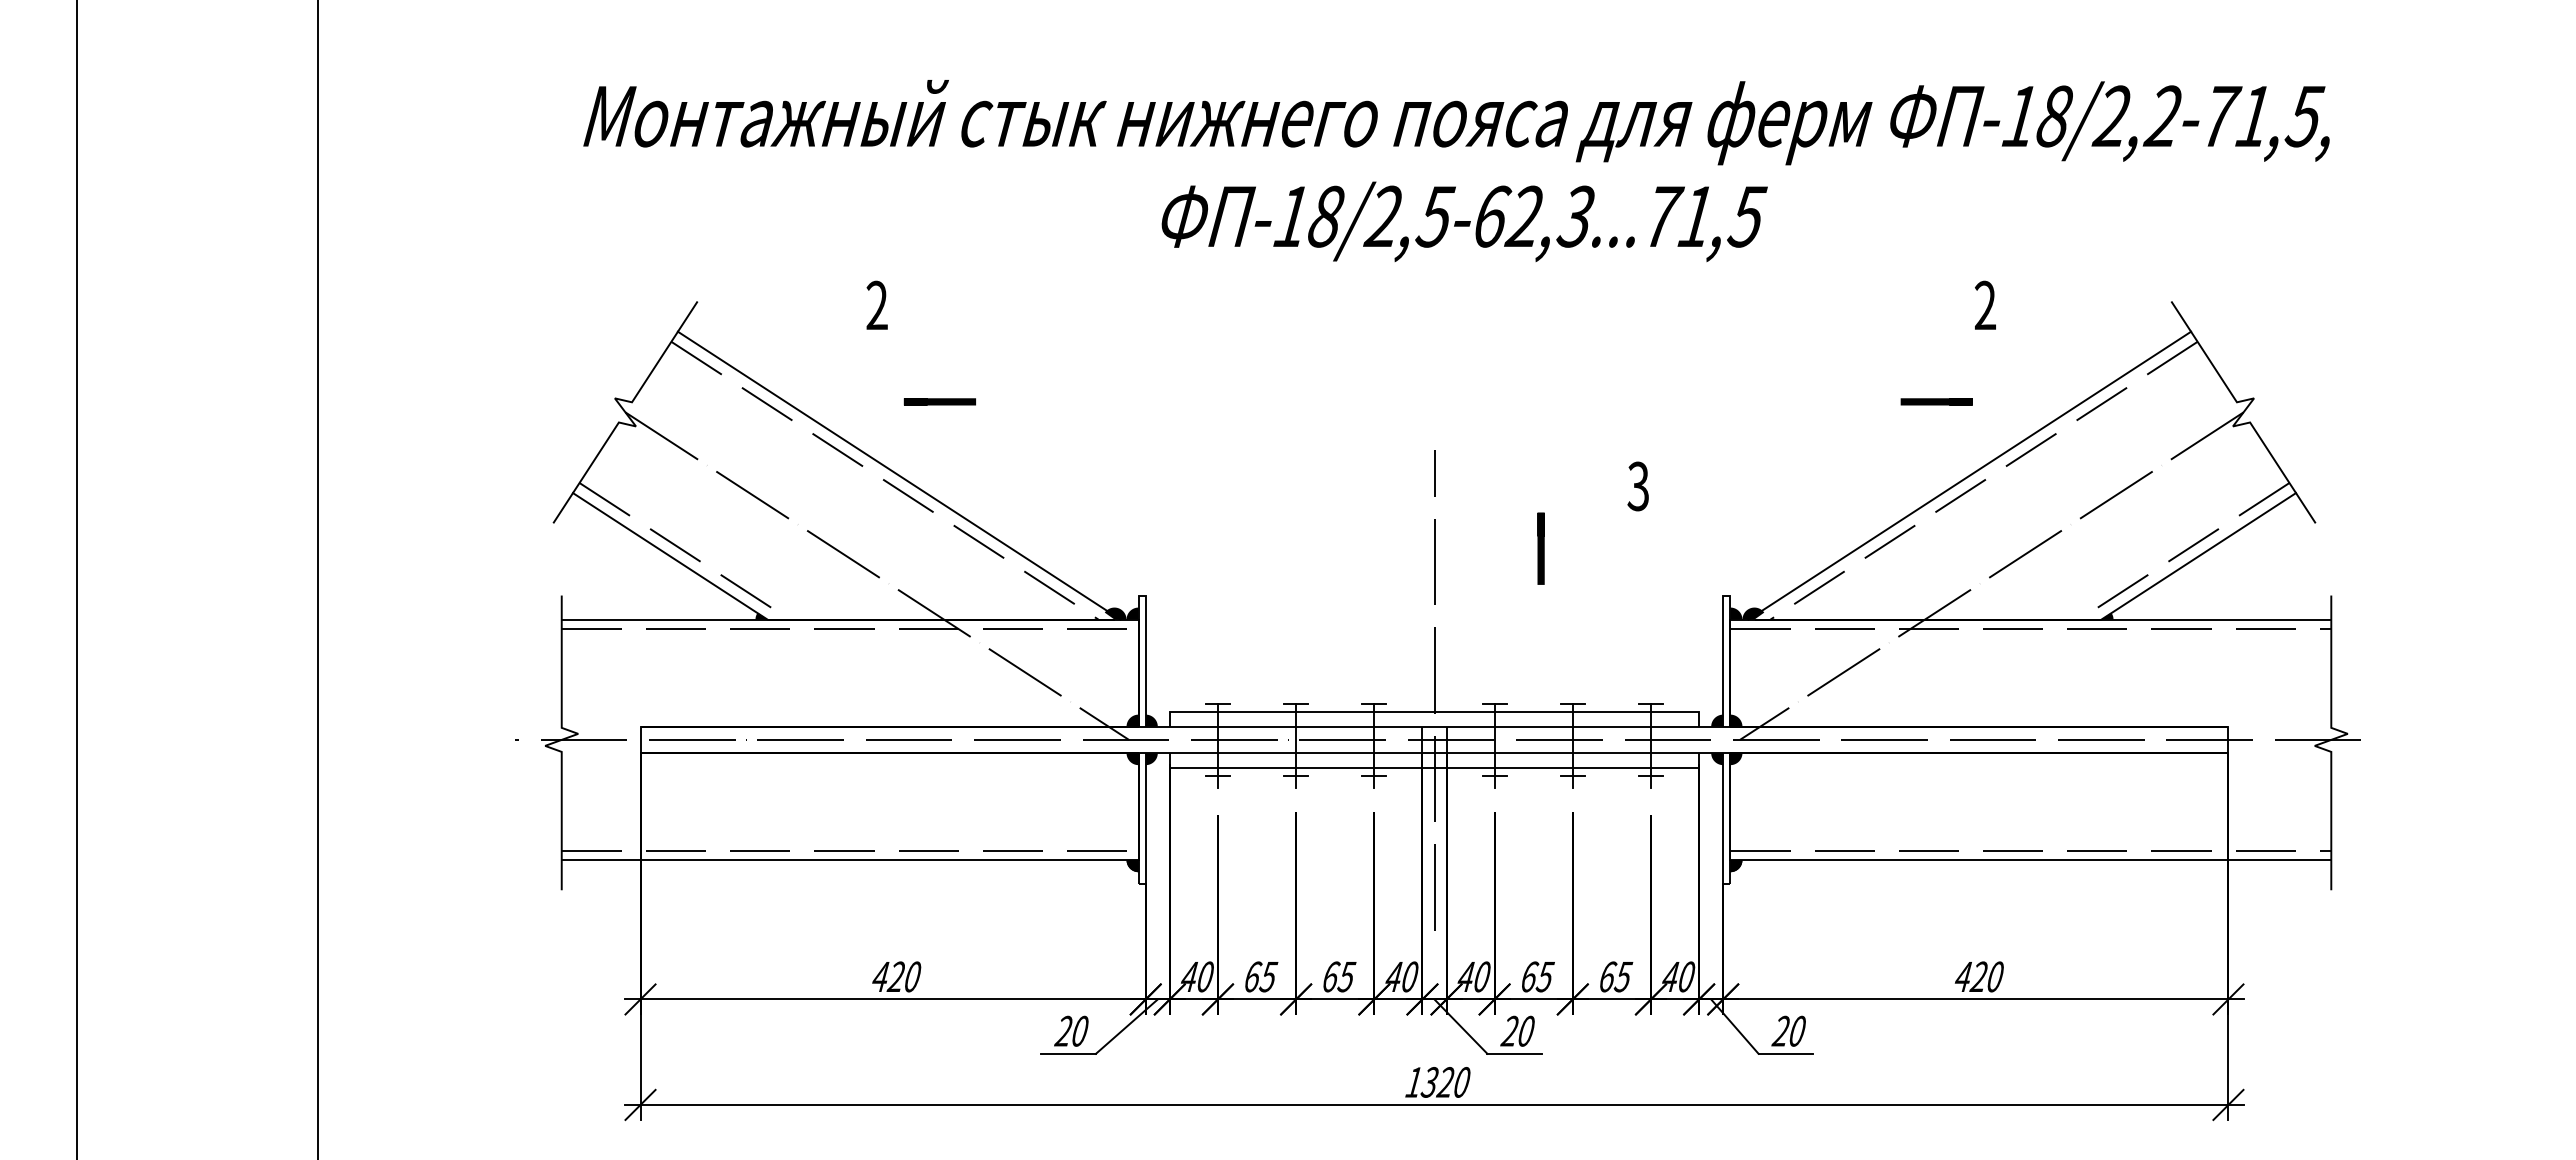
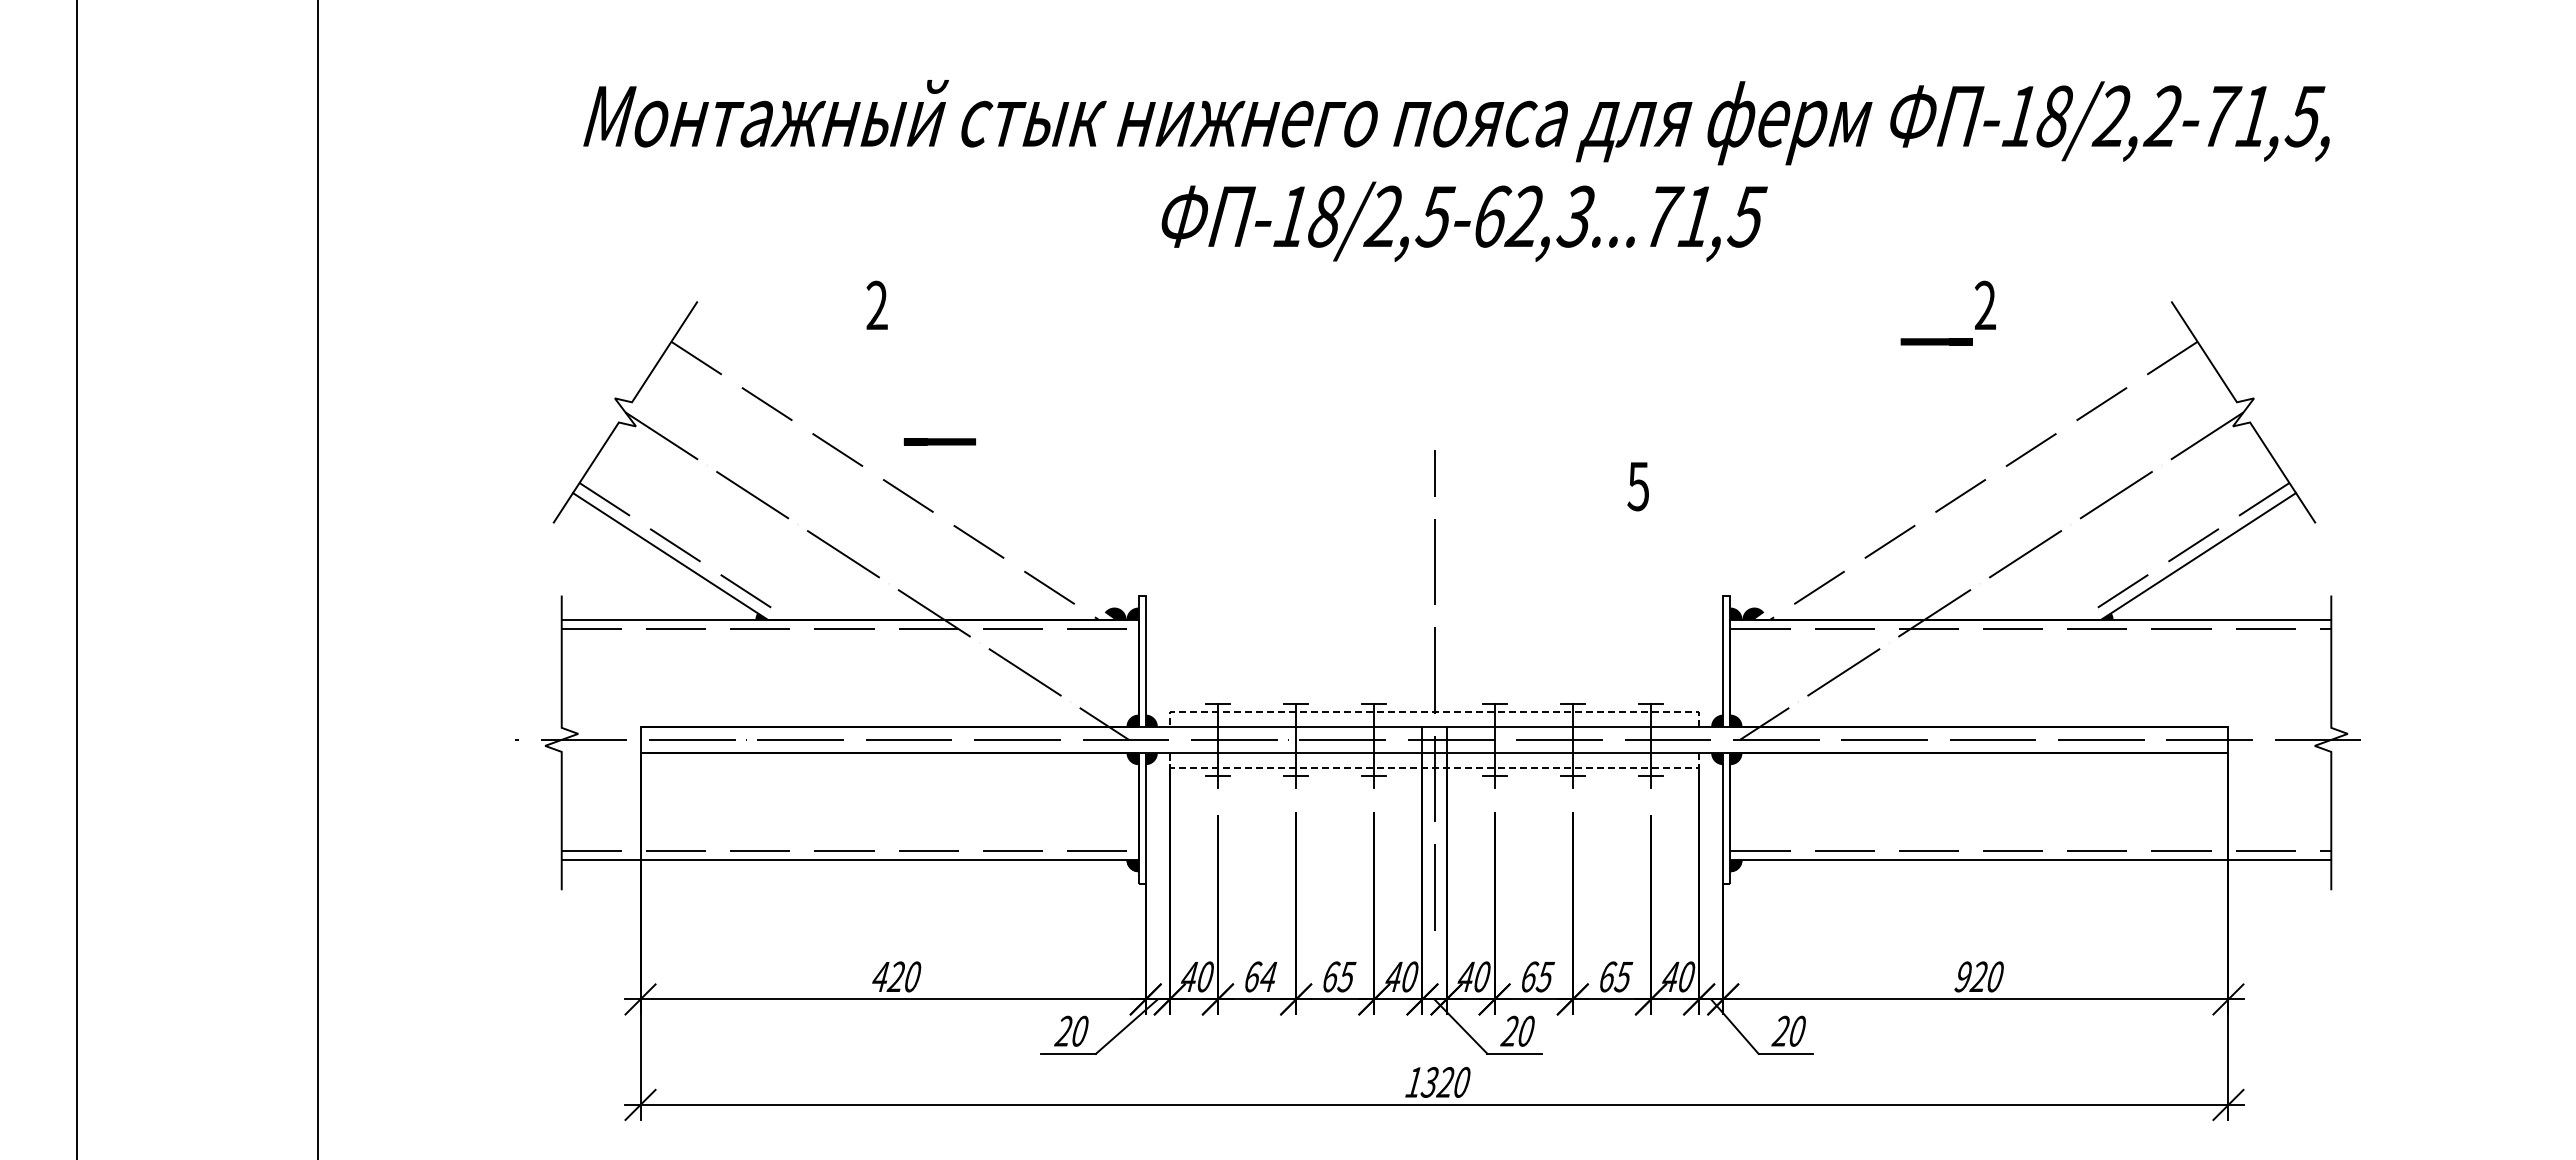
line position: (939, 401) -> (939, 441) (939, 441)
line position: (1936, 401) -> (1936, 341) (1936, 341)
line: present -> none (898, 475)
line: present -> none (1969, 475)
text: 3 -> 5 (1637, 485)
line: present -> none (1540, 548)
line: solid -> dashed (1434, 712)
line: solid -> dashed (1434, 767)
text: 420 -> 920 (1962, 976)
text: 65 -> 64 (1268, 977)
